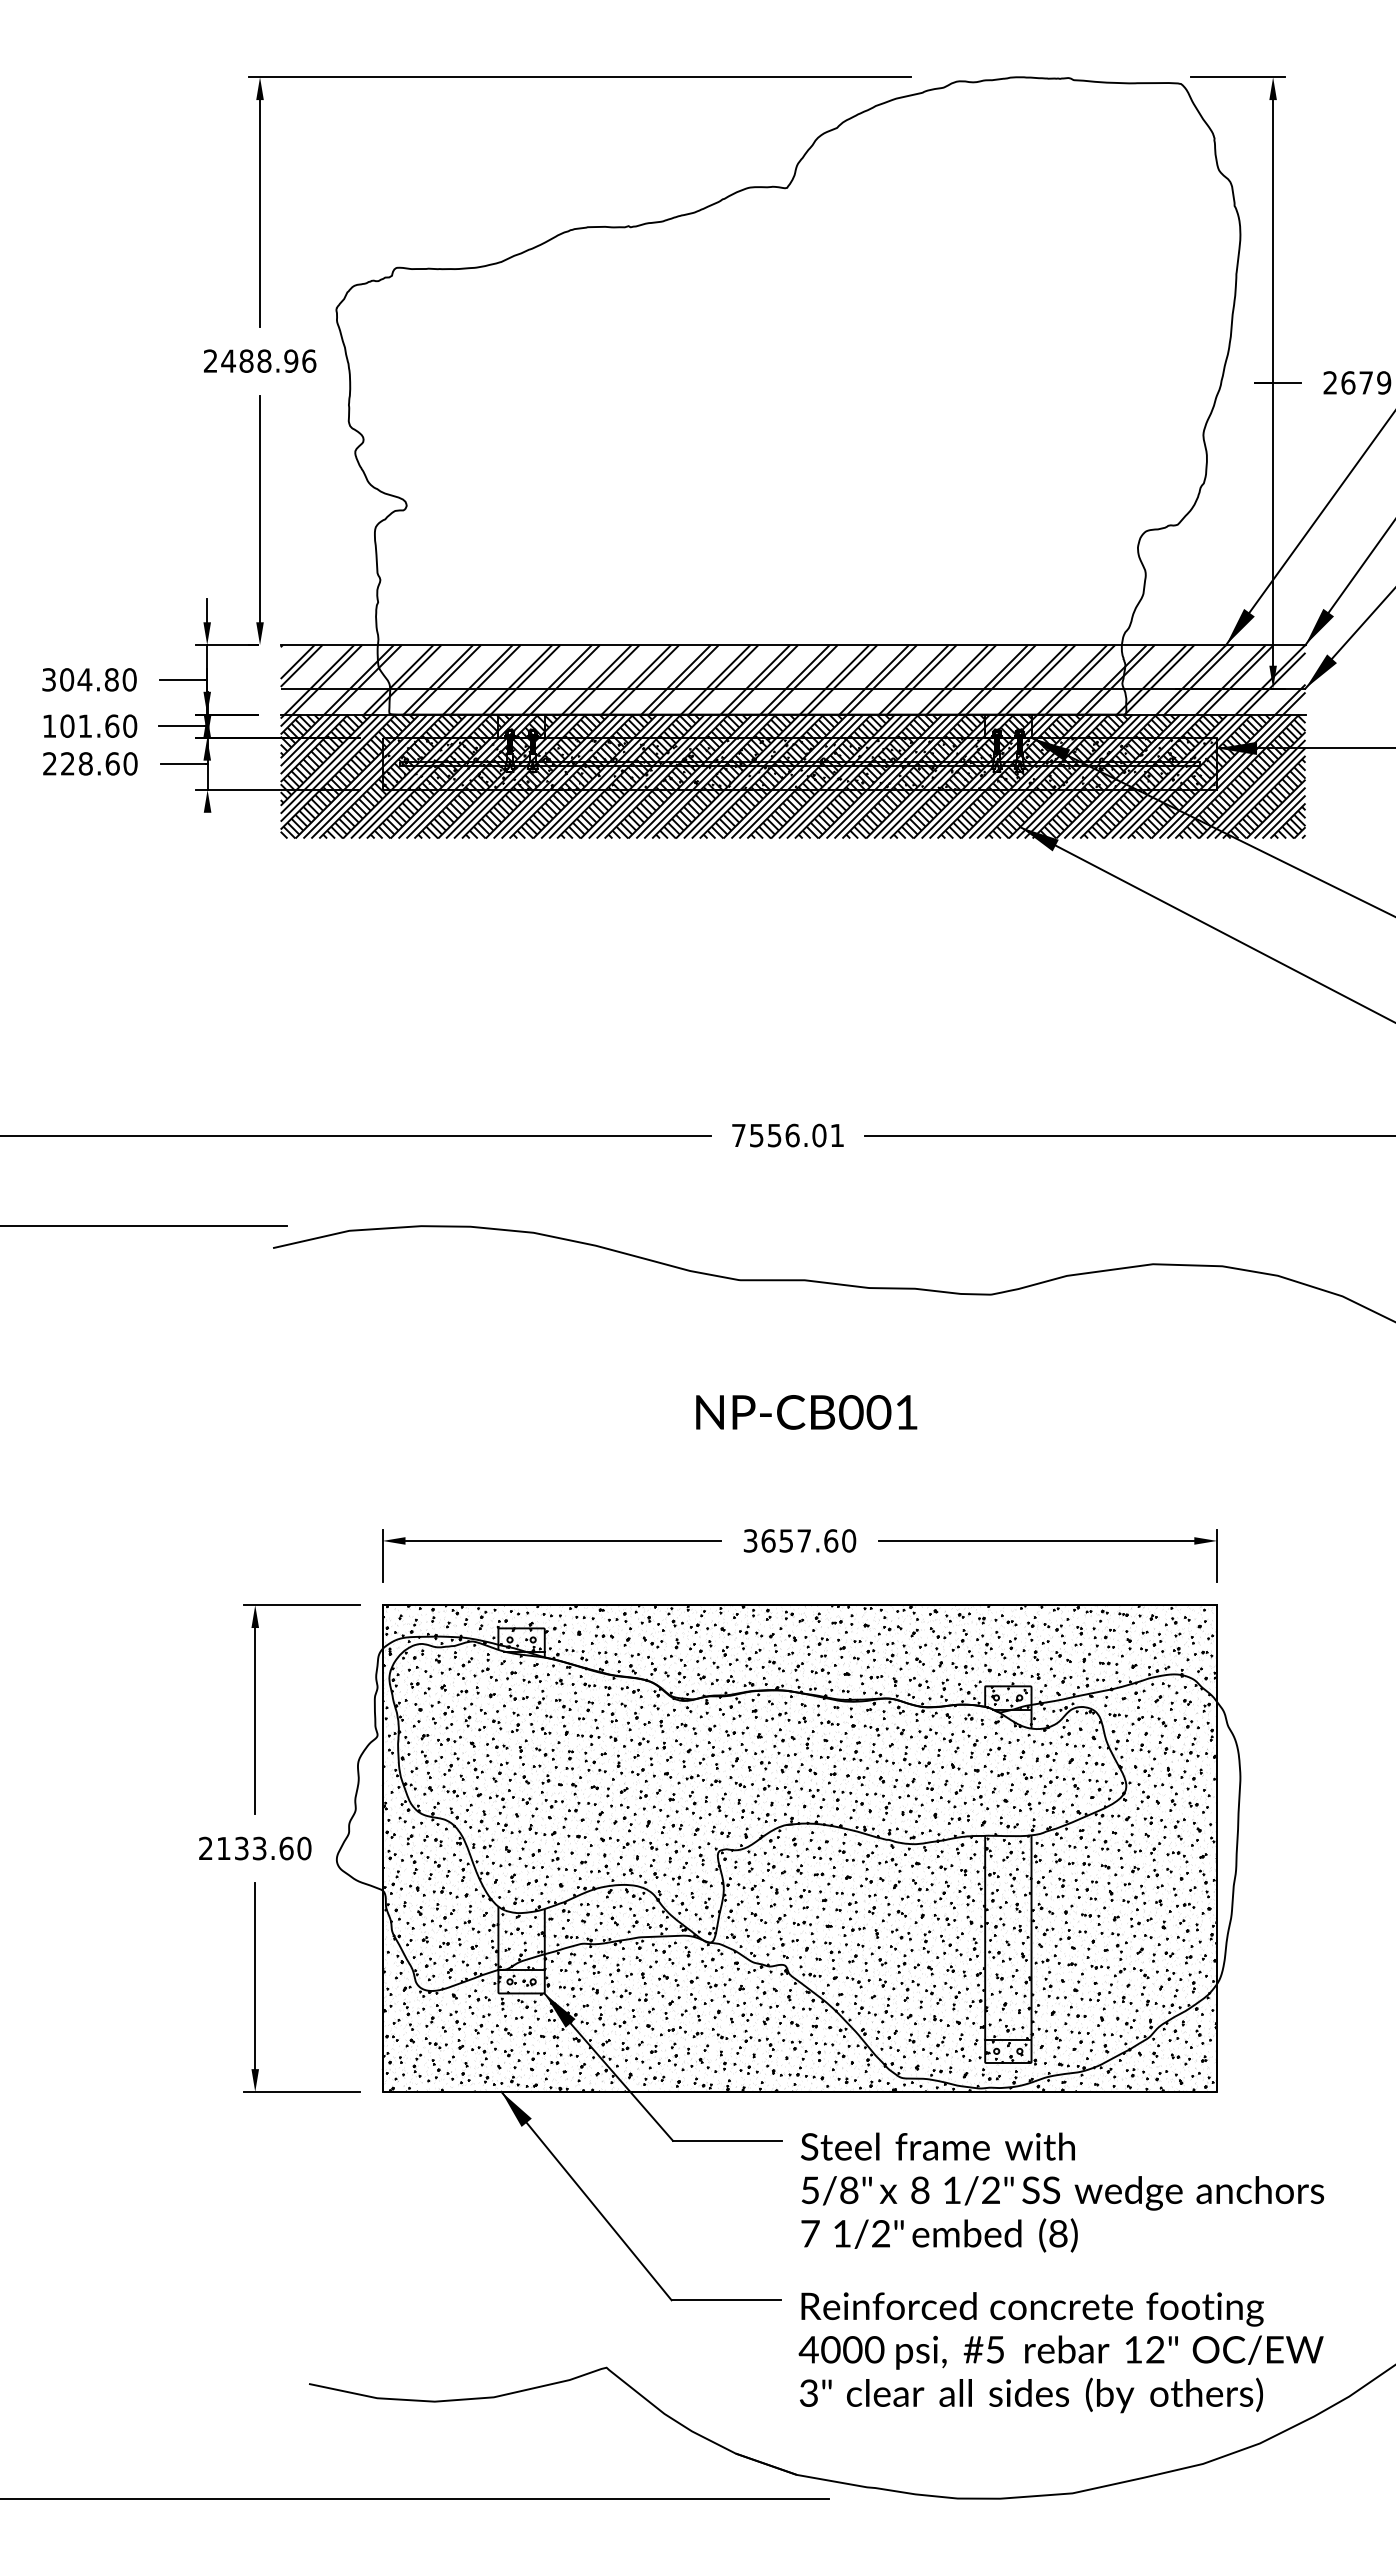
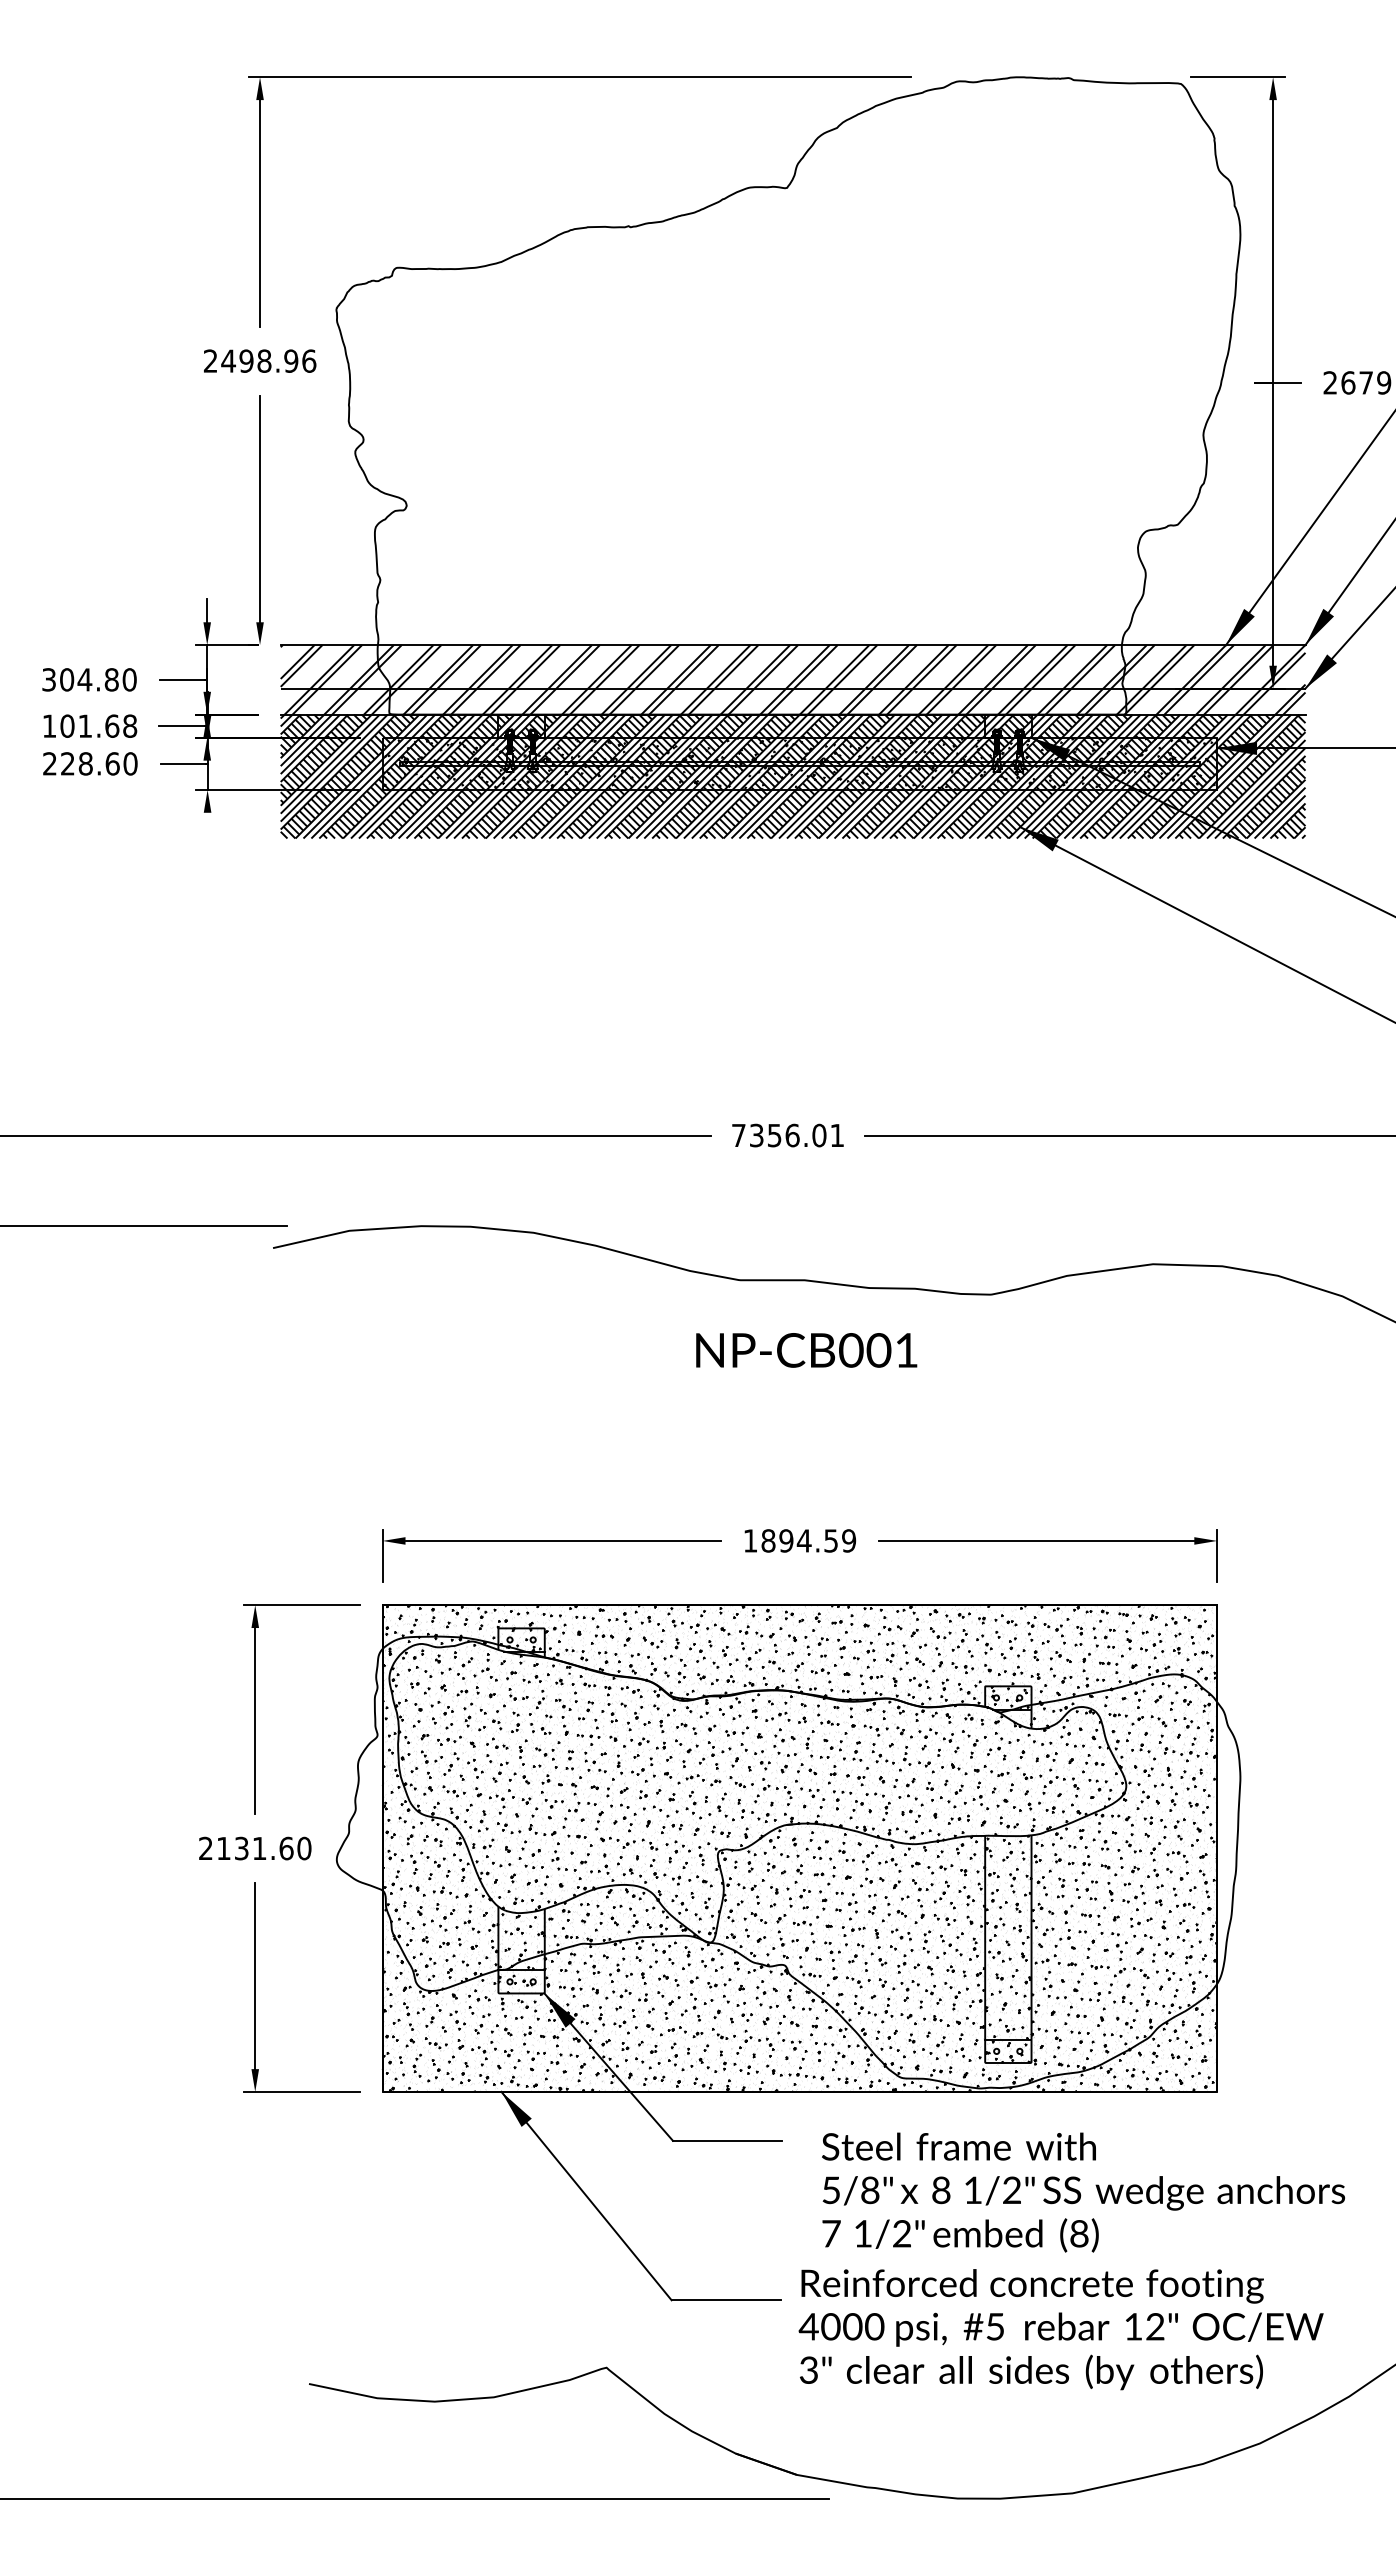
text: 2488.96 -> 2498.96 (246, 360)
text: 101.60 -> 101.68 (130, 725)
text: 7556.01 -> 7356.01 (756, 1134)
text position: (806, 1412) -> (806, 1350) (806, 1350)
text: 3657.60 -> 1894.59 (799, 1540)
text: 2133.60 -> 2131.60 (259, 1848)
text position: (1062, 2192) -> (1083, 2192) (1083, 2192)
text position: (1060, 2352) -> (1060, 2329) (1060, 2329)
